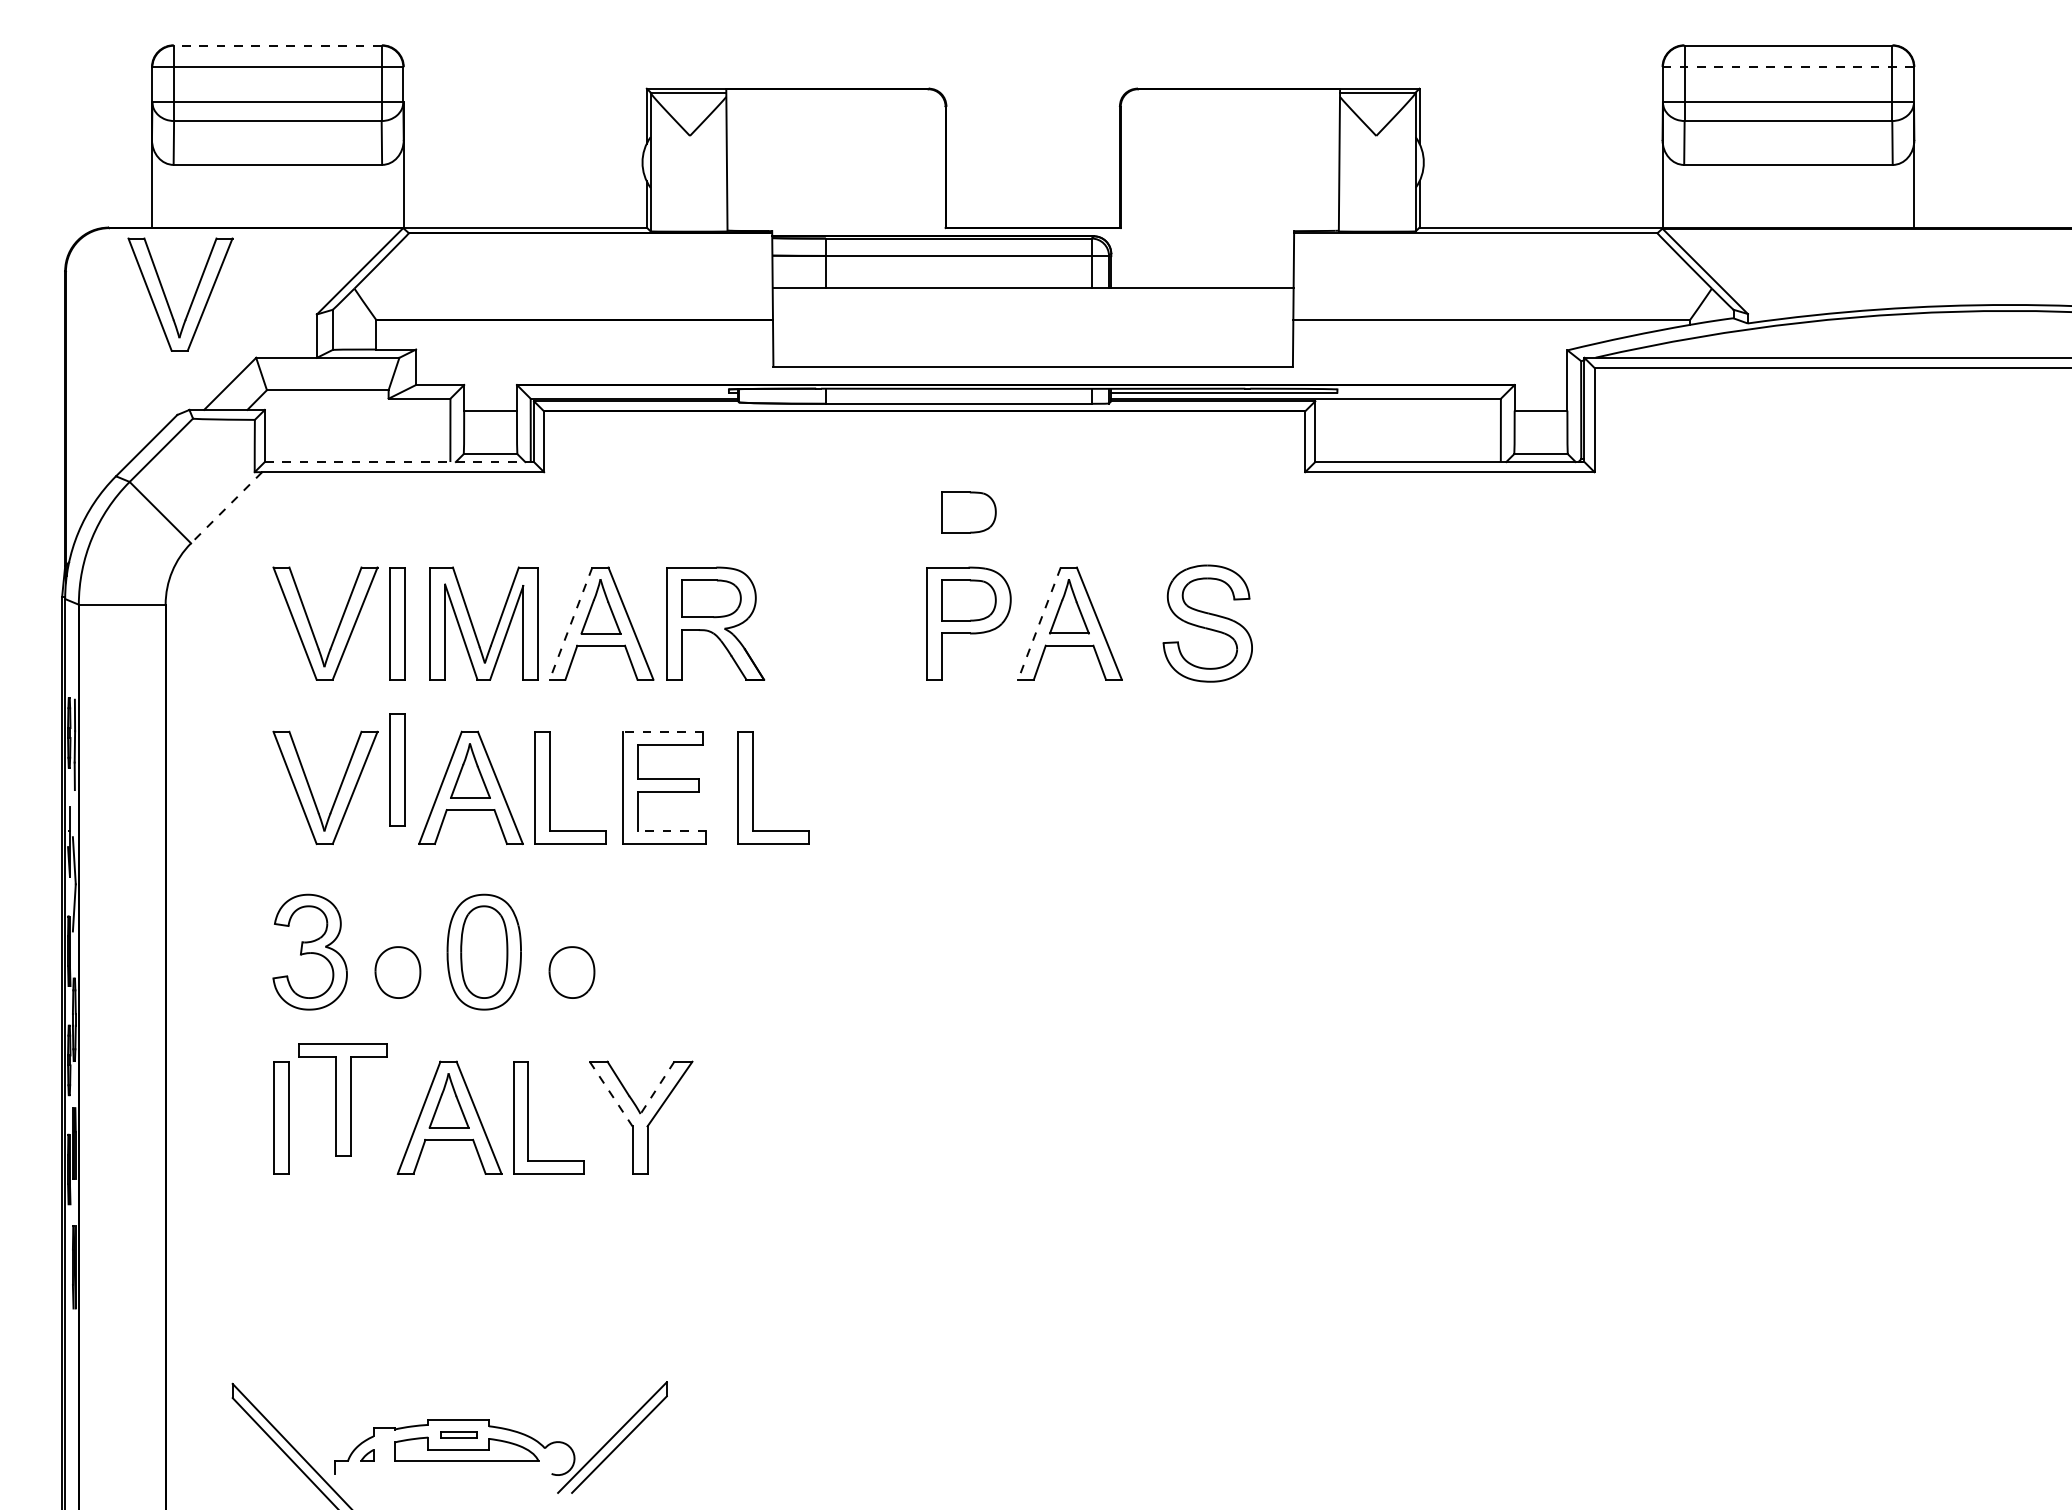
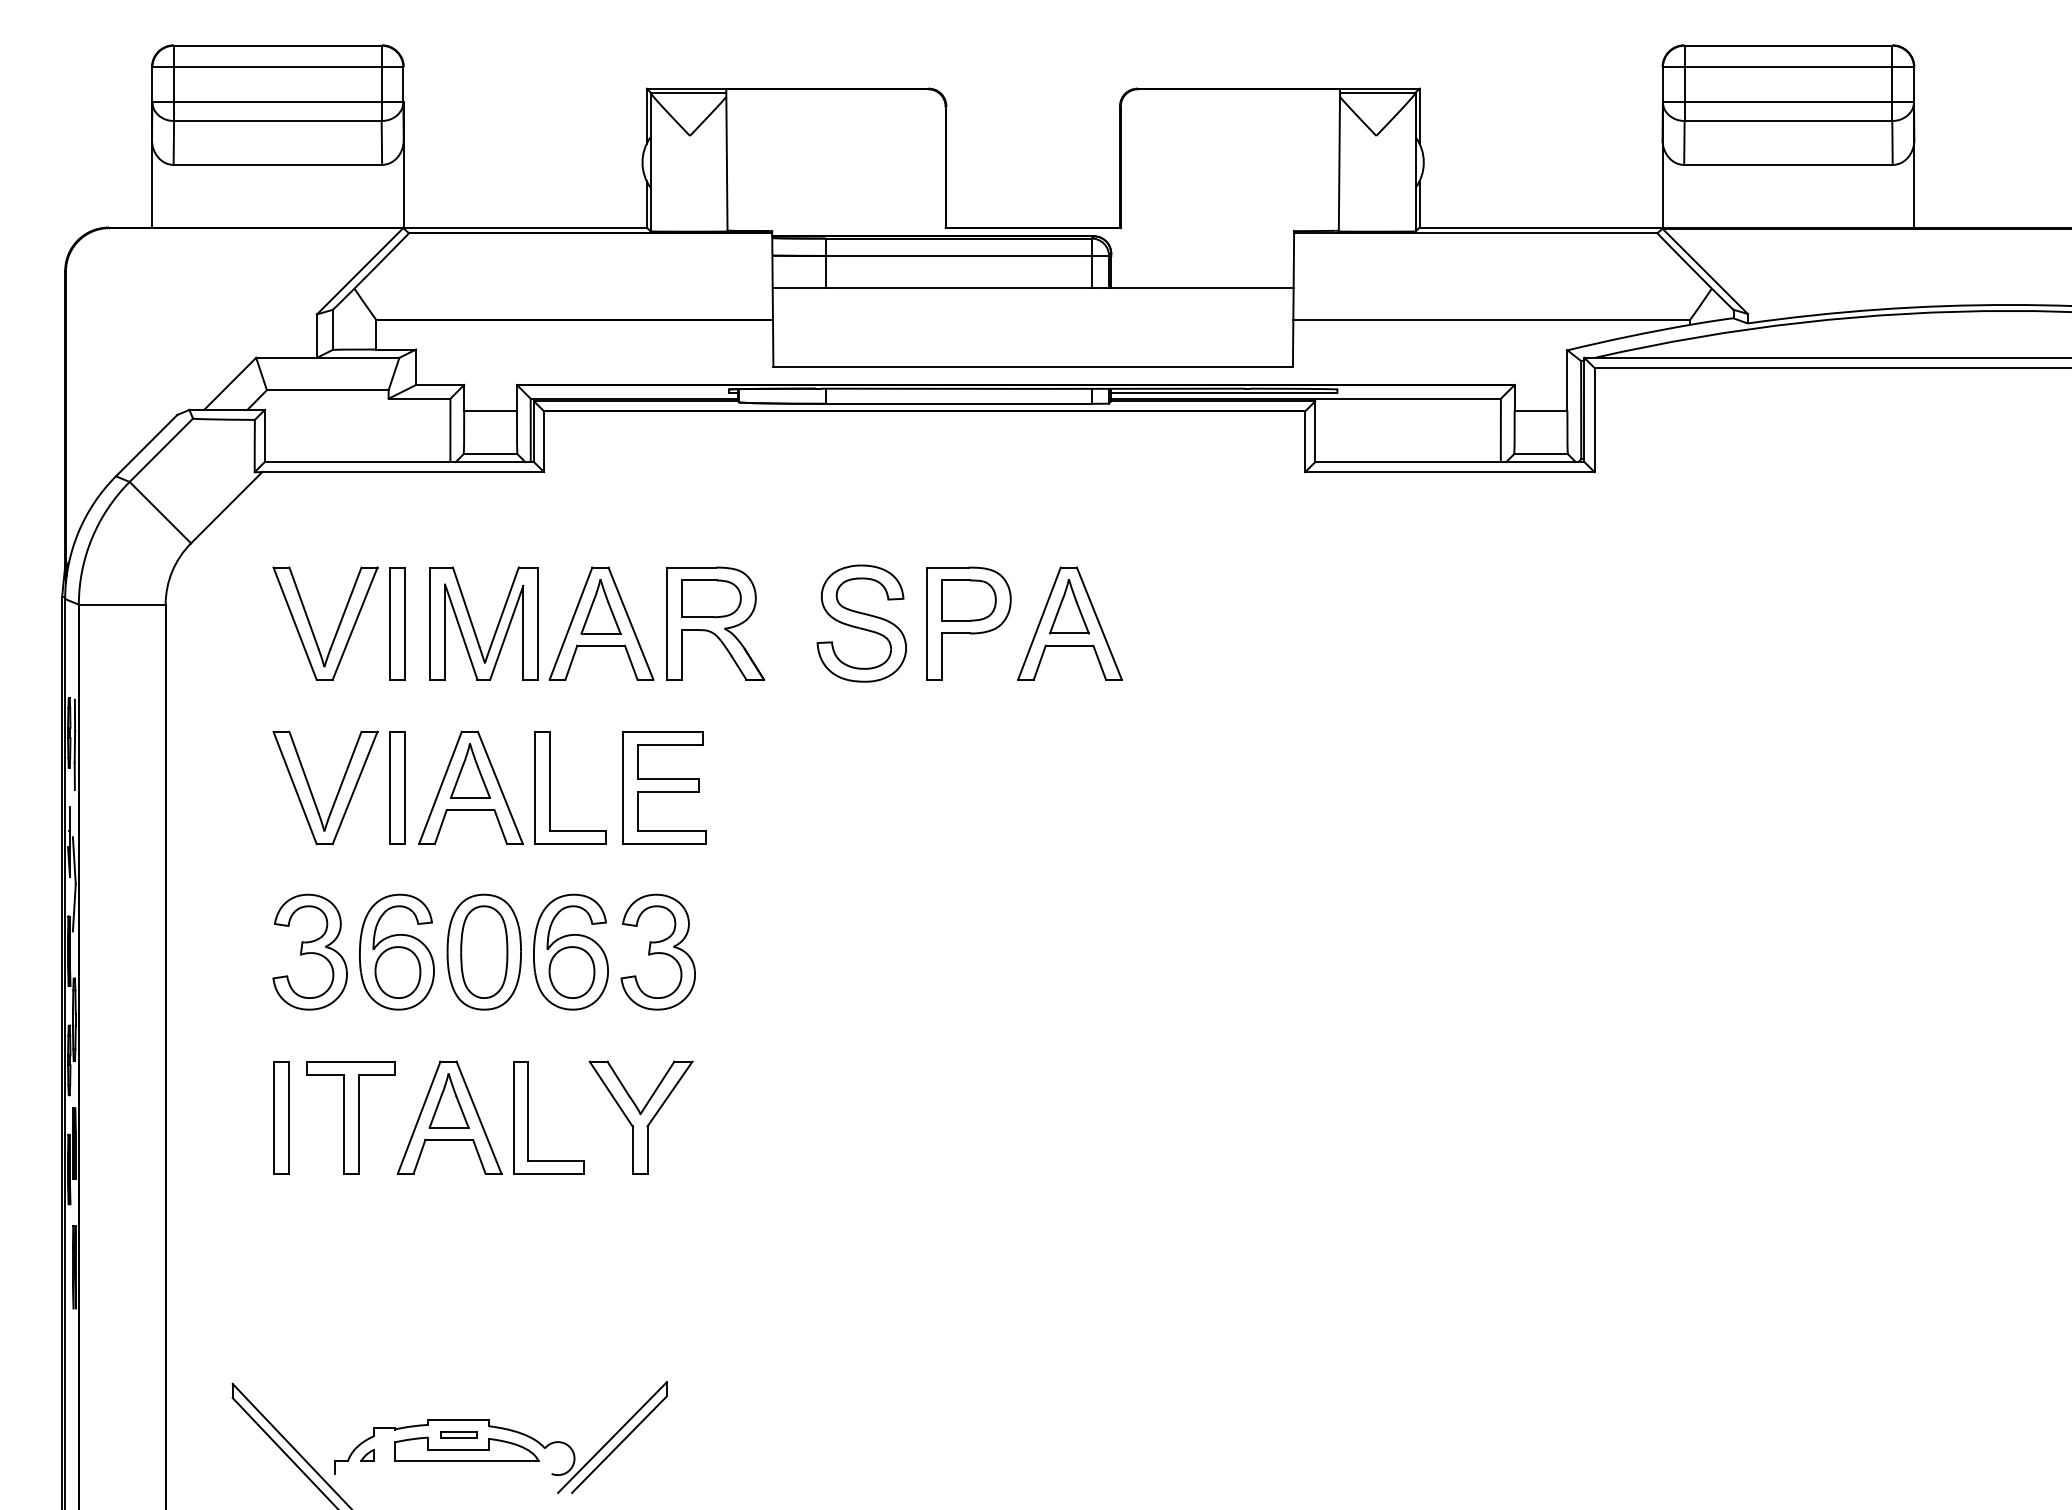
line: dashed -> solid (277, 45)
line: dashed -> solid (1788, 67)
part: present -> none (192, 298)
line: dashed -> solid (399, 462)
line: dashed -> solid (226, 508)
part: present -> none (968, 512)
line: dashed -> solid (1039, 623)
part position: (1207, 623) -> (861, 623) (861, 623)
line: dashed -> solid (570, 624)
line: dashed -> solid (662, 731)
part position: (397, 769) -> (397, 787) (397, 787)
part: present -> none (753, 787)
line: dashed -> solid (672, 831)
part: none -> present (396, 951)
part: none -> present (570, 951)
part: none -> present (657, 951)
line: dashed -> solid (657, 1088)
line: dashed -> solid (611, 1094)
part position: (342, 1099) -> (350, 1117) (350, 1117)
